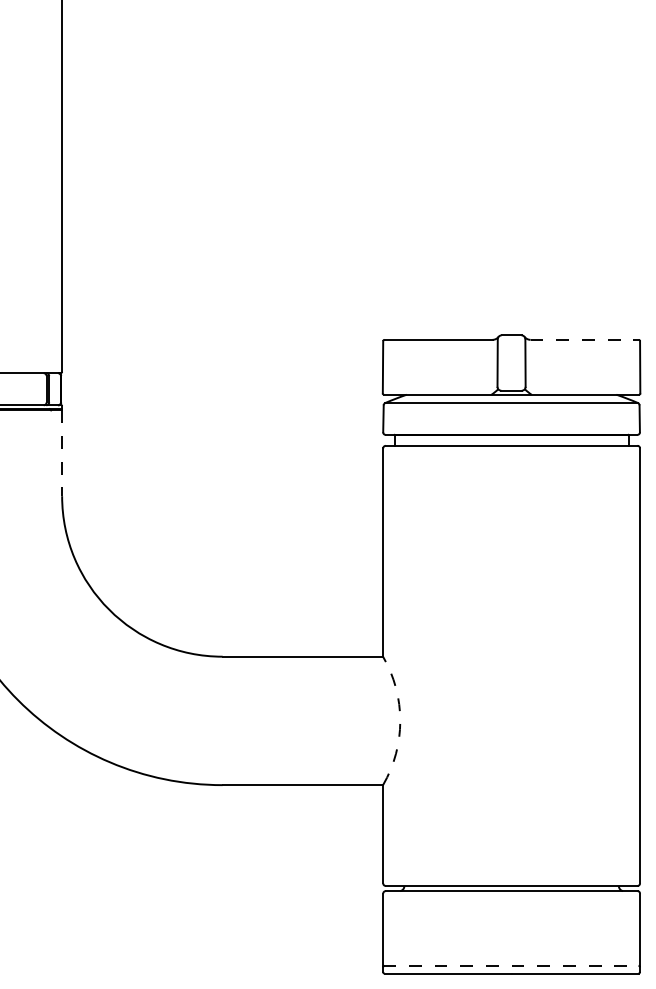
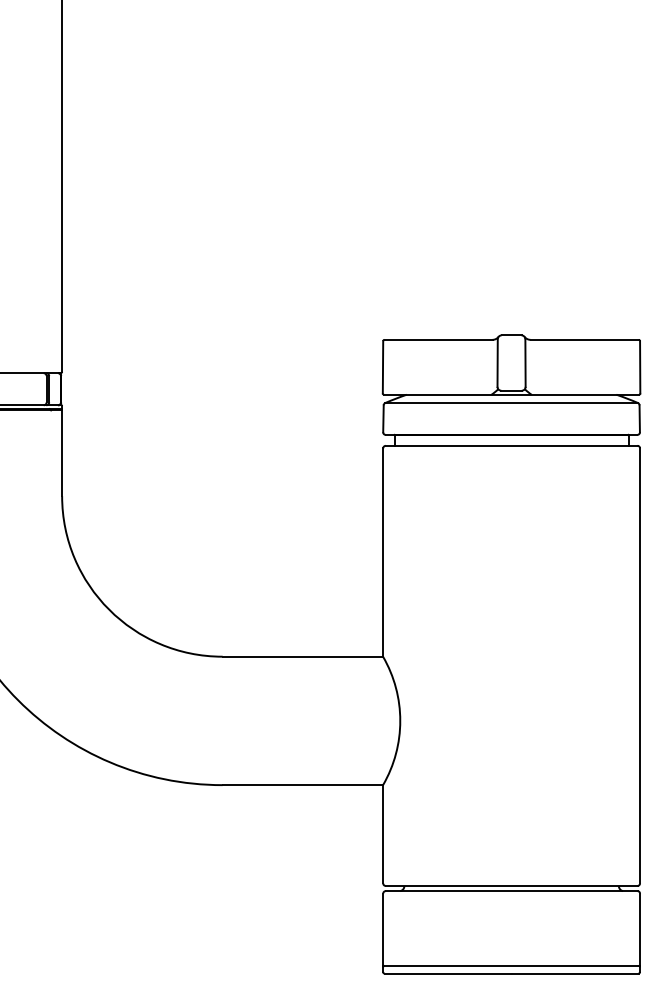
line: dashed -> solid (585, 339)
line: dashed -> solid (62, 453)
arc: dashed -> solid (400, 720)
line: dashed -> solid (512, 965)
